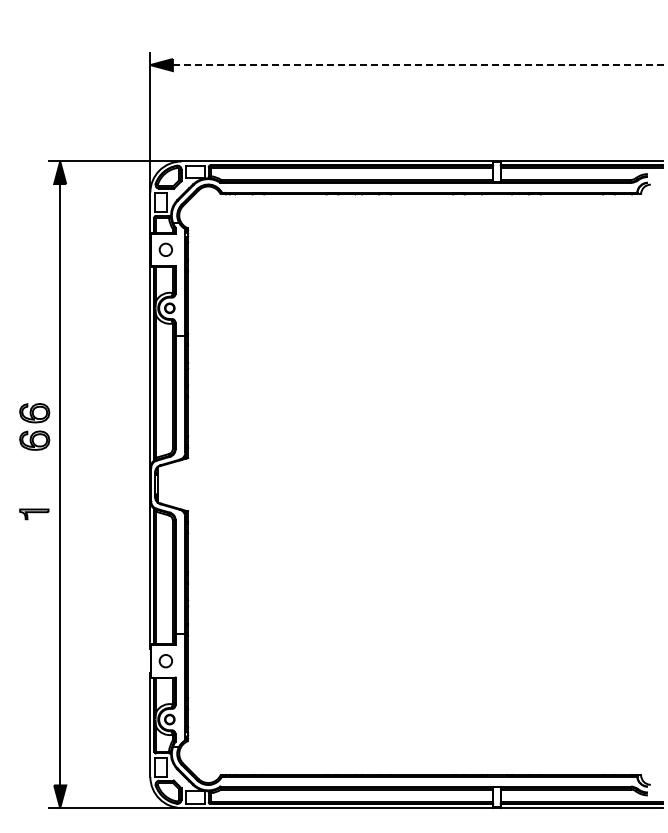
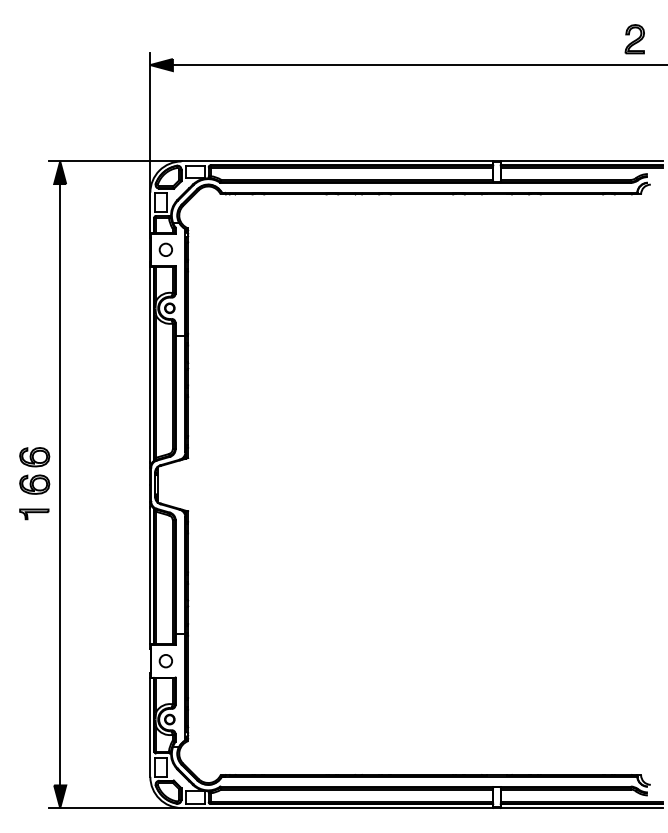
part: none -> present (634, 39)
line: dashed -> solid (420, 65)
part position: (34, 426) -> (34, 470) (34, 470)
